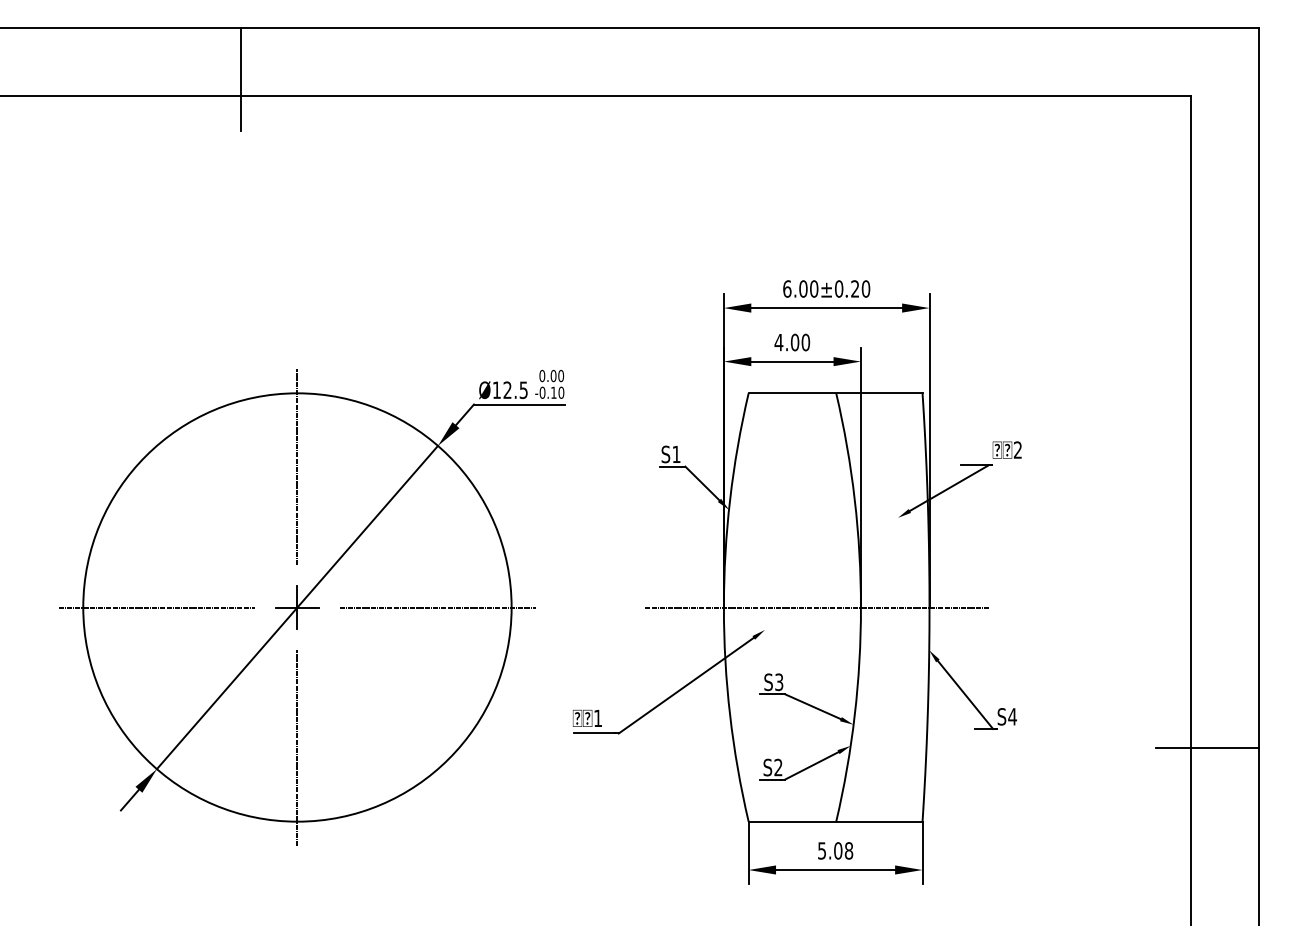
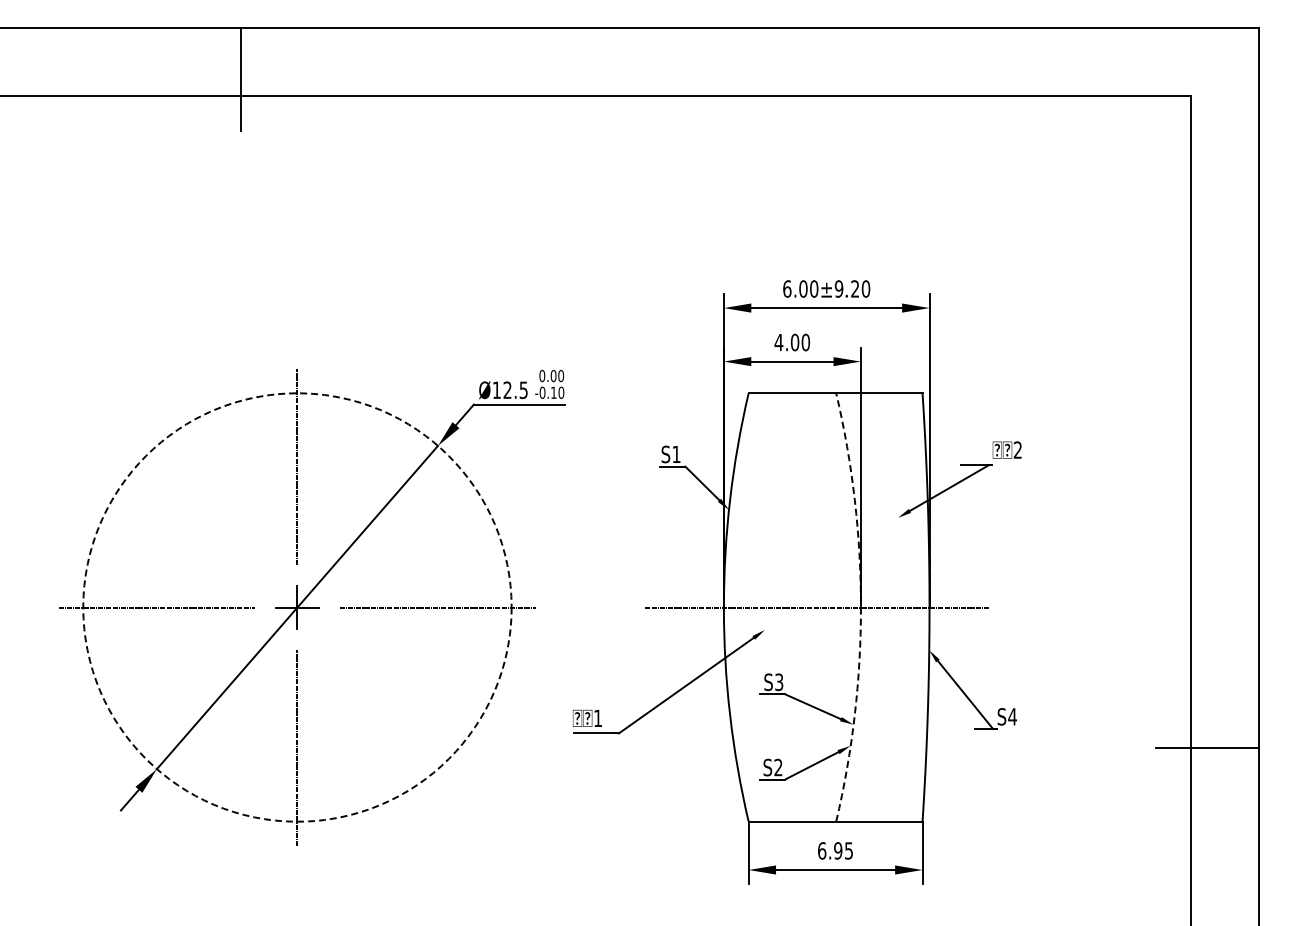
text: 6.00±0 -> 6.00±9 (838, 288)
circle: solid -> dashed (297, 607)
arc: solid -> dashed (860, 607)
text: 5.08 -> 6.95 (835, 850)
